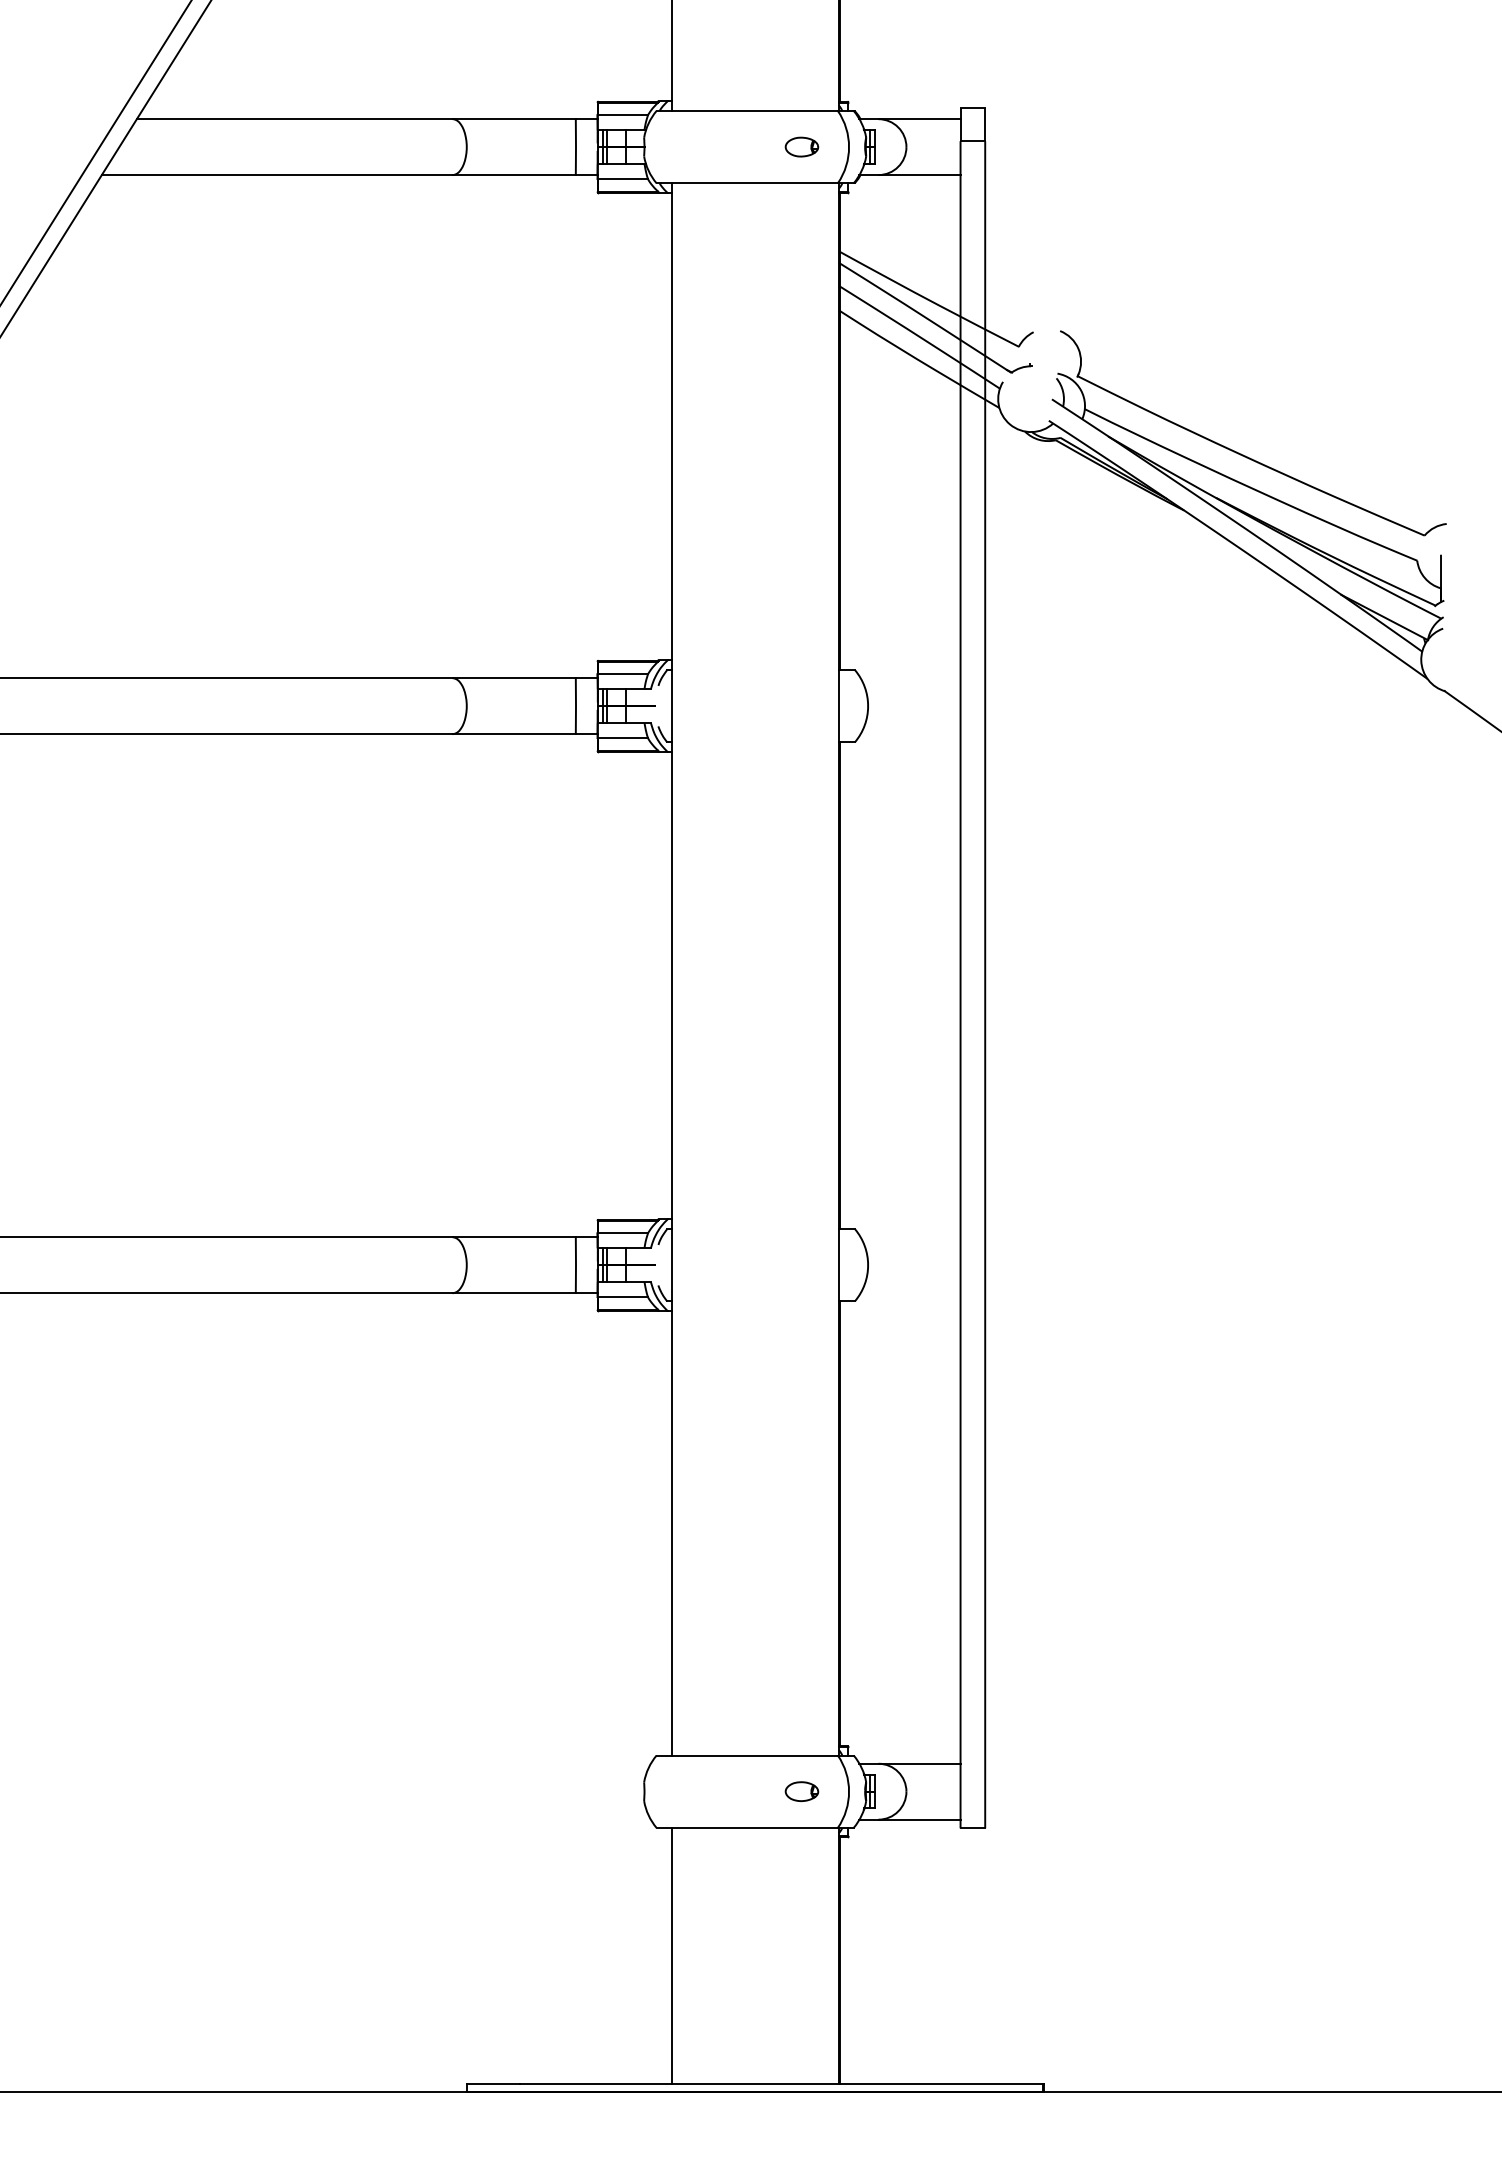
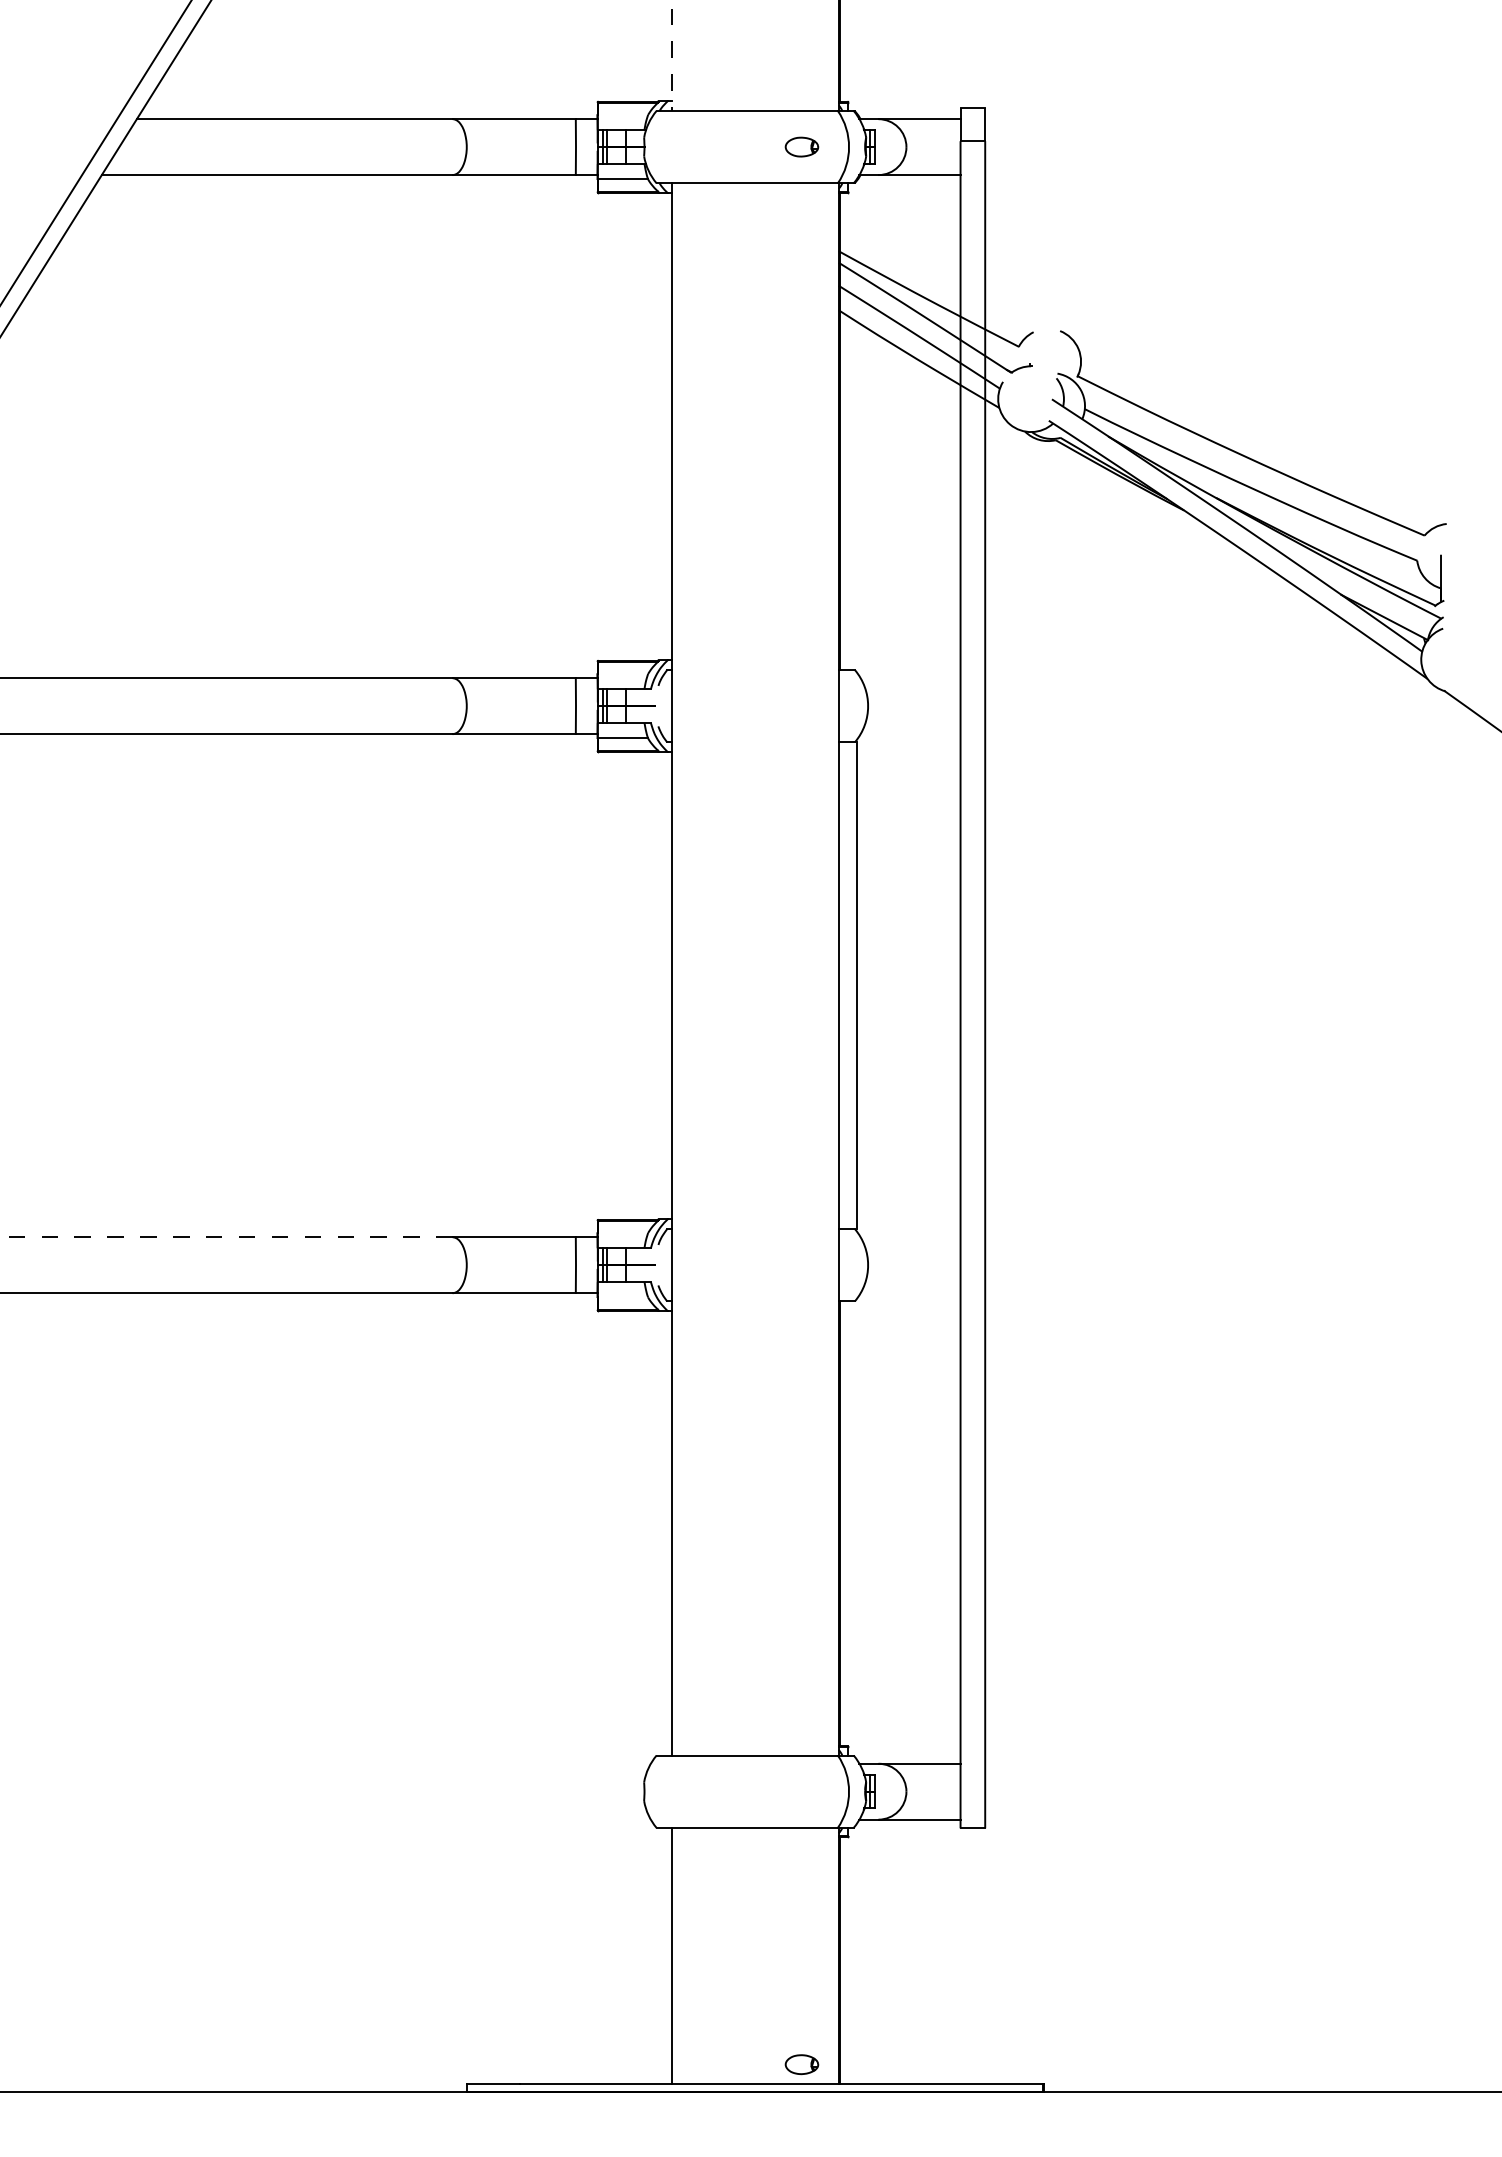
line: solid -> dashed (671, 56)
line: present -> none (623, 114)
line: present -> none (623, 673)
line position: (839, 985) -> (856, 985) (856, 985)
line: present -> none (623, 1233)
line: solid -> dashed (226, 1237)
line: present -> none (623, 1297)
part position: (801, 1791) -> (801, 2064) (801, 2064)
